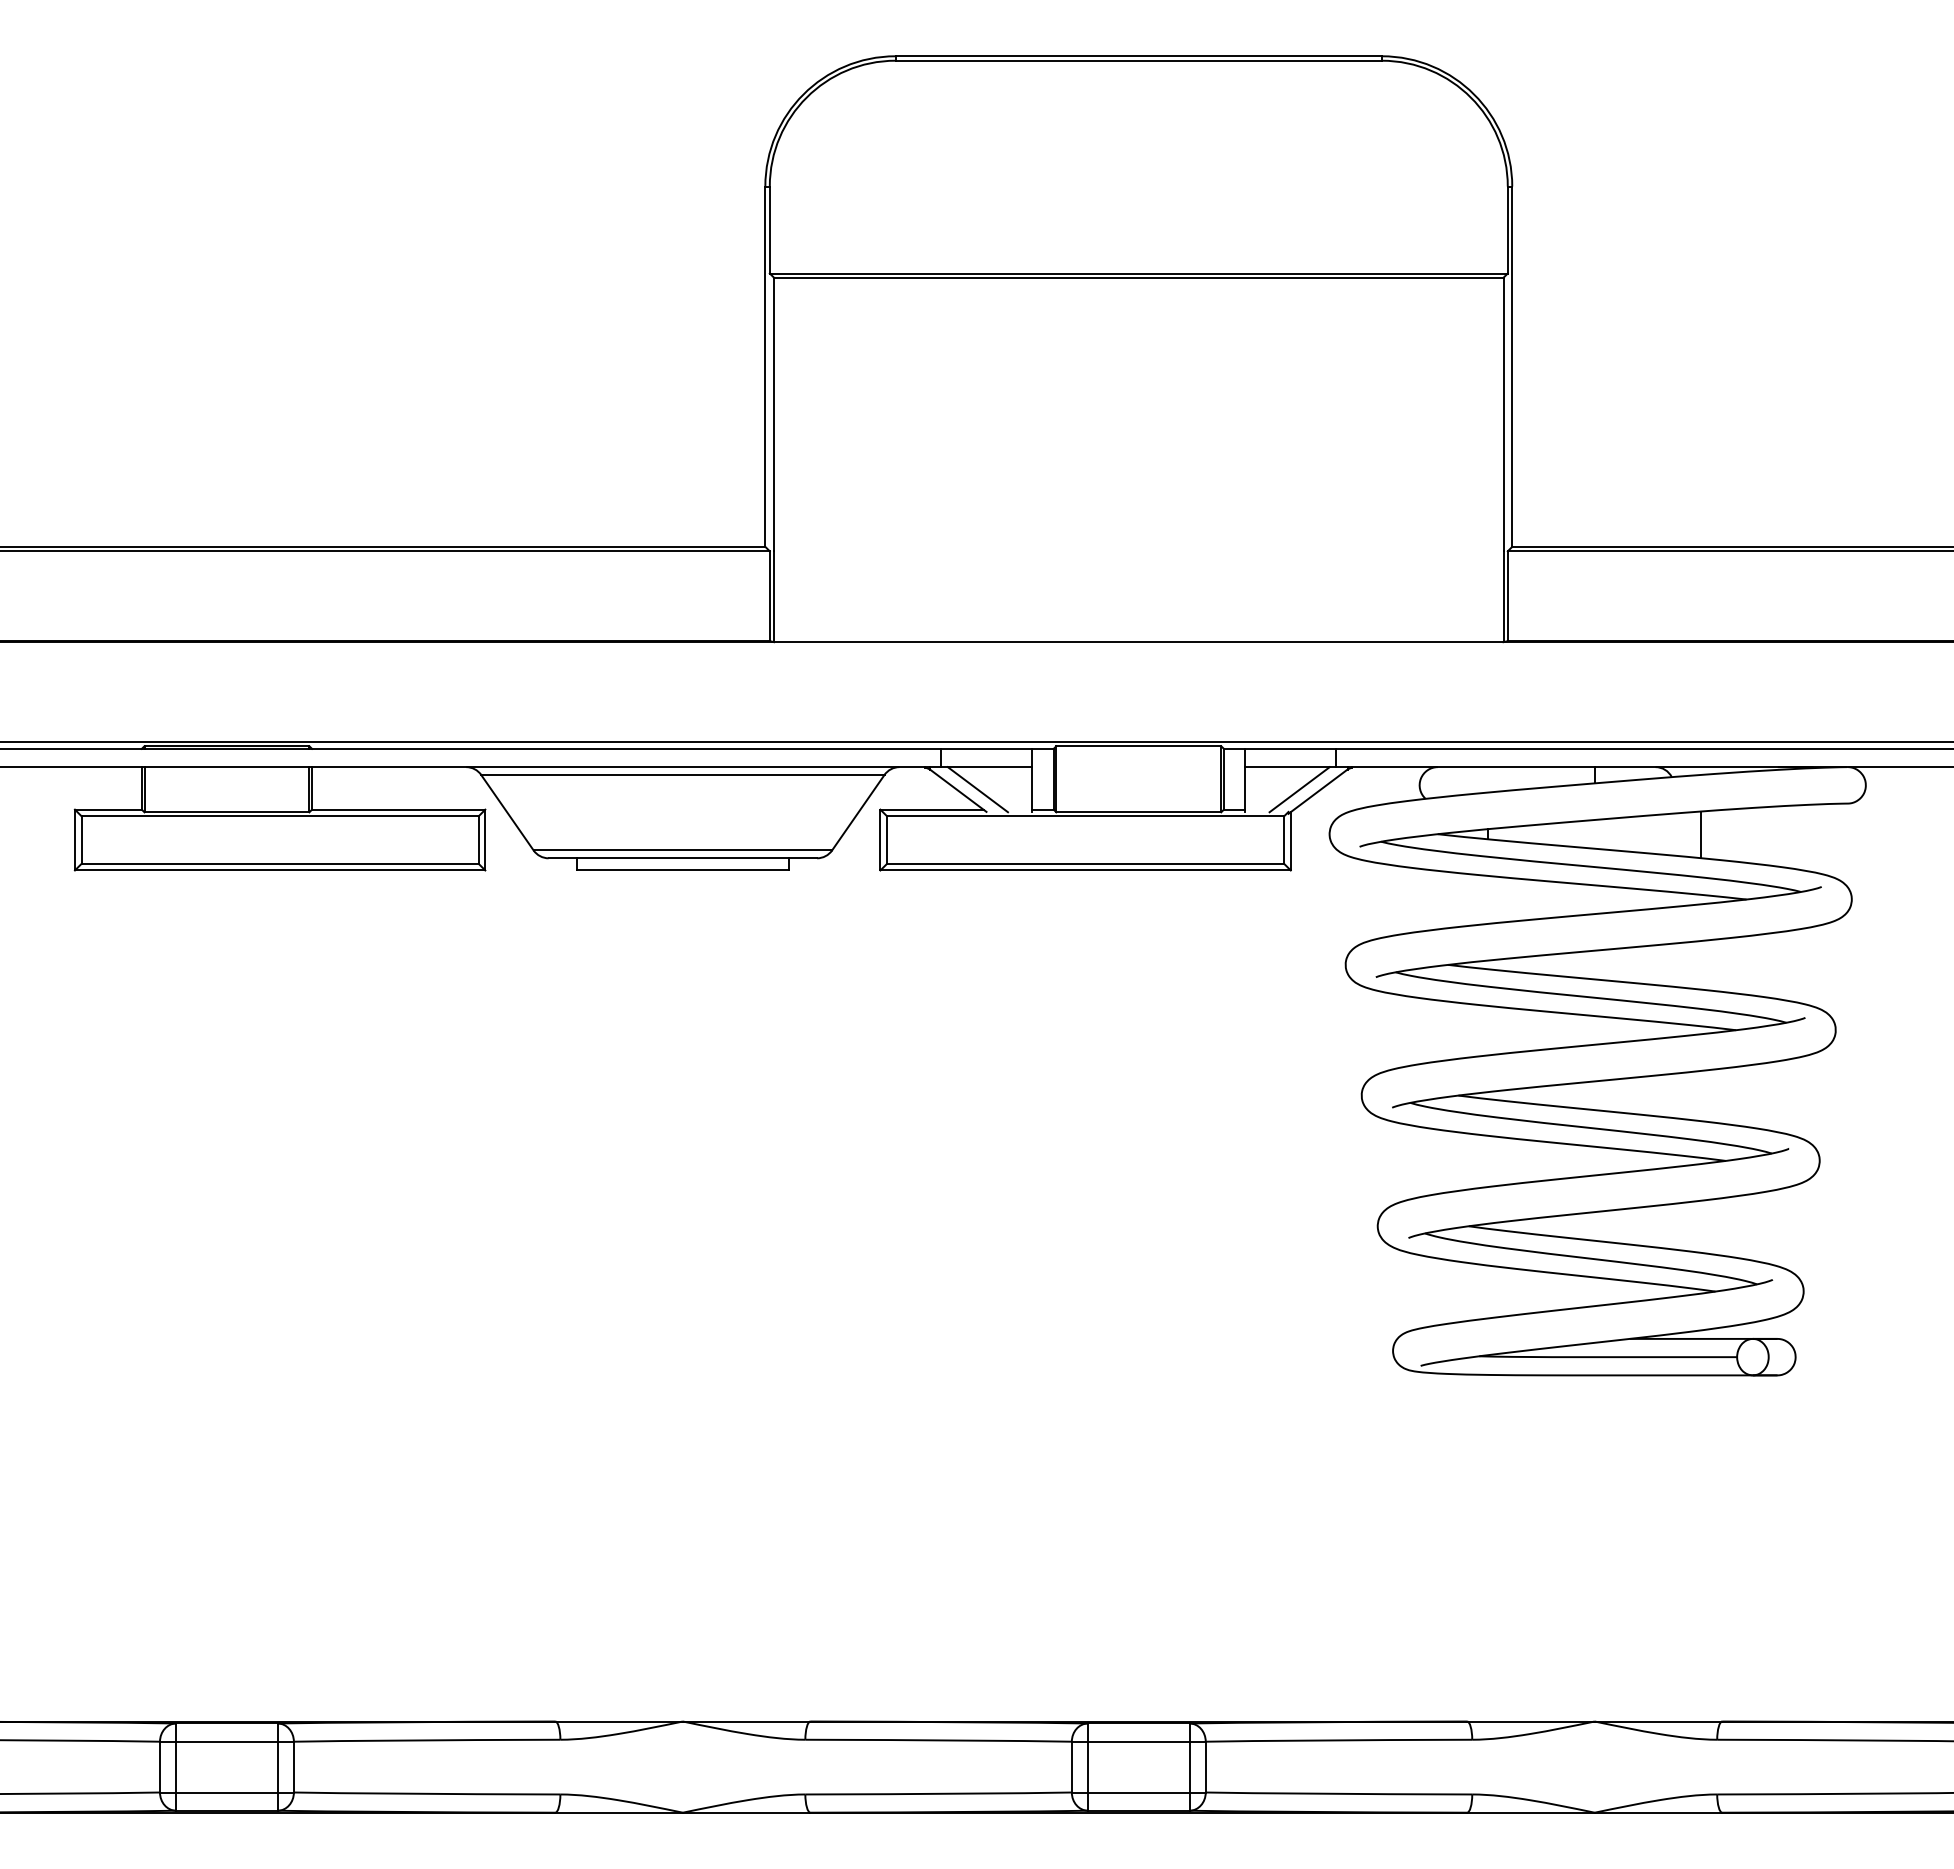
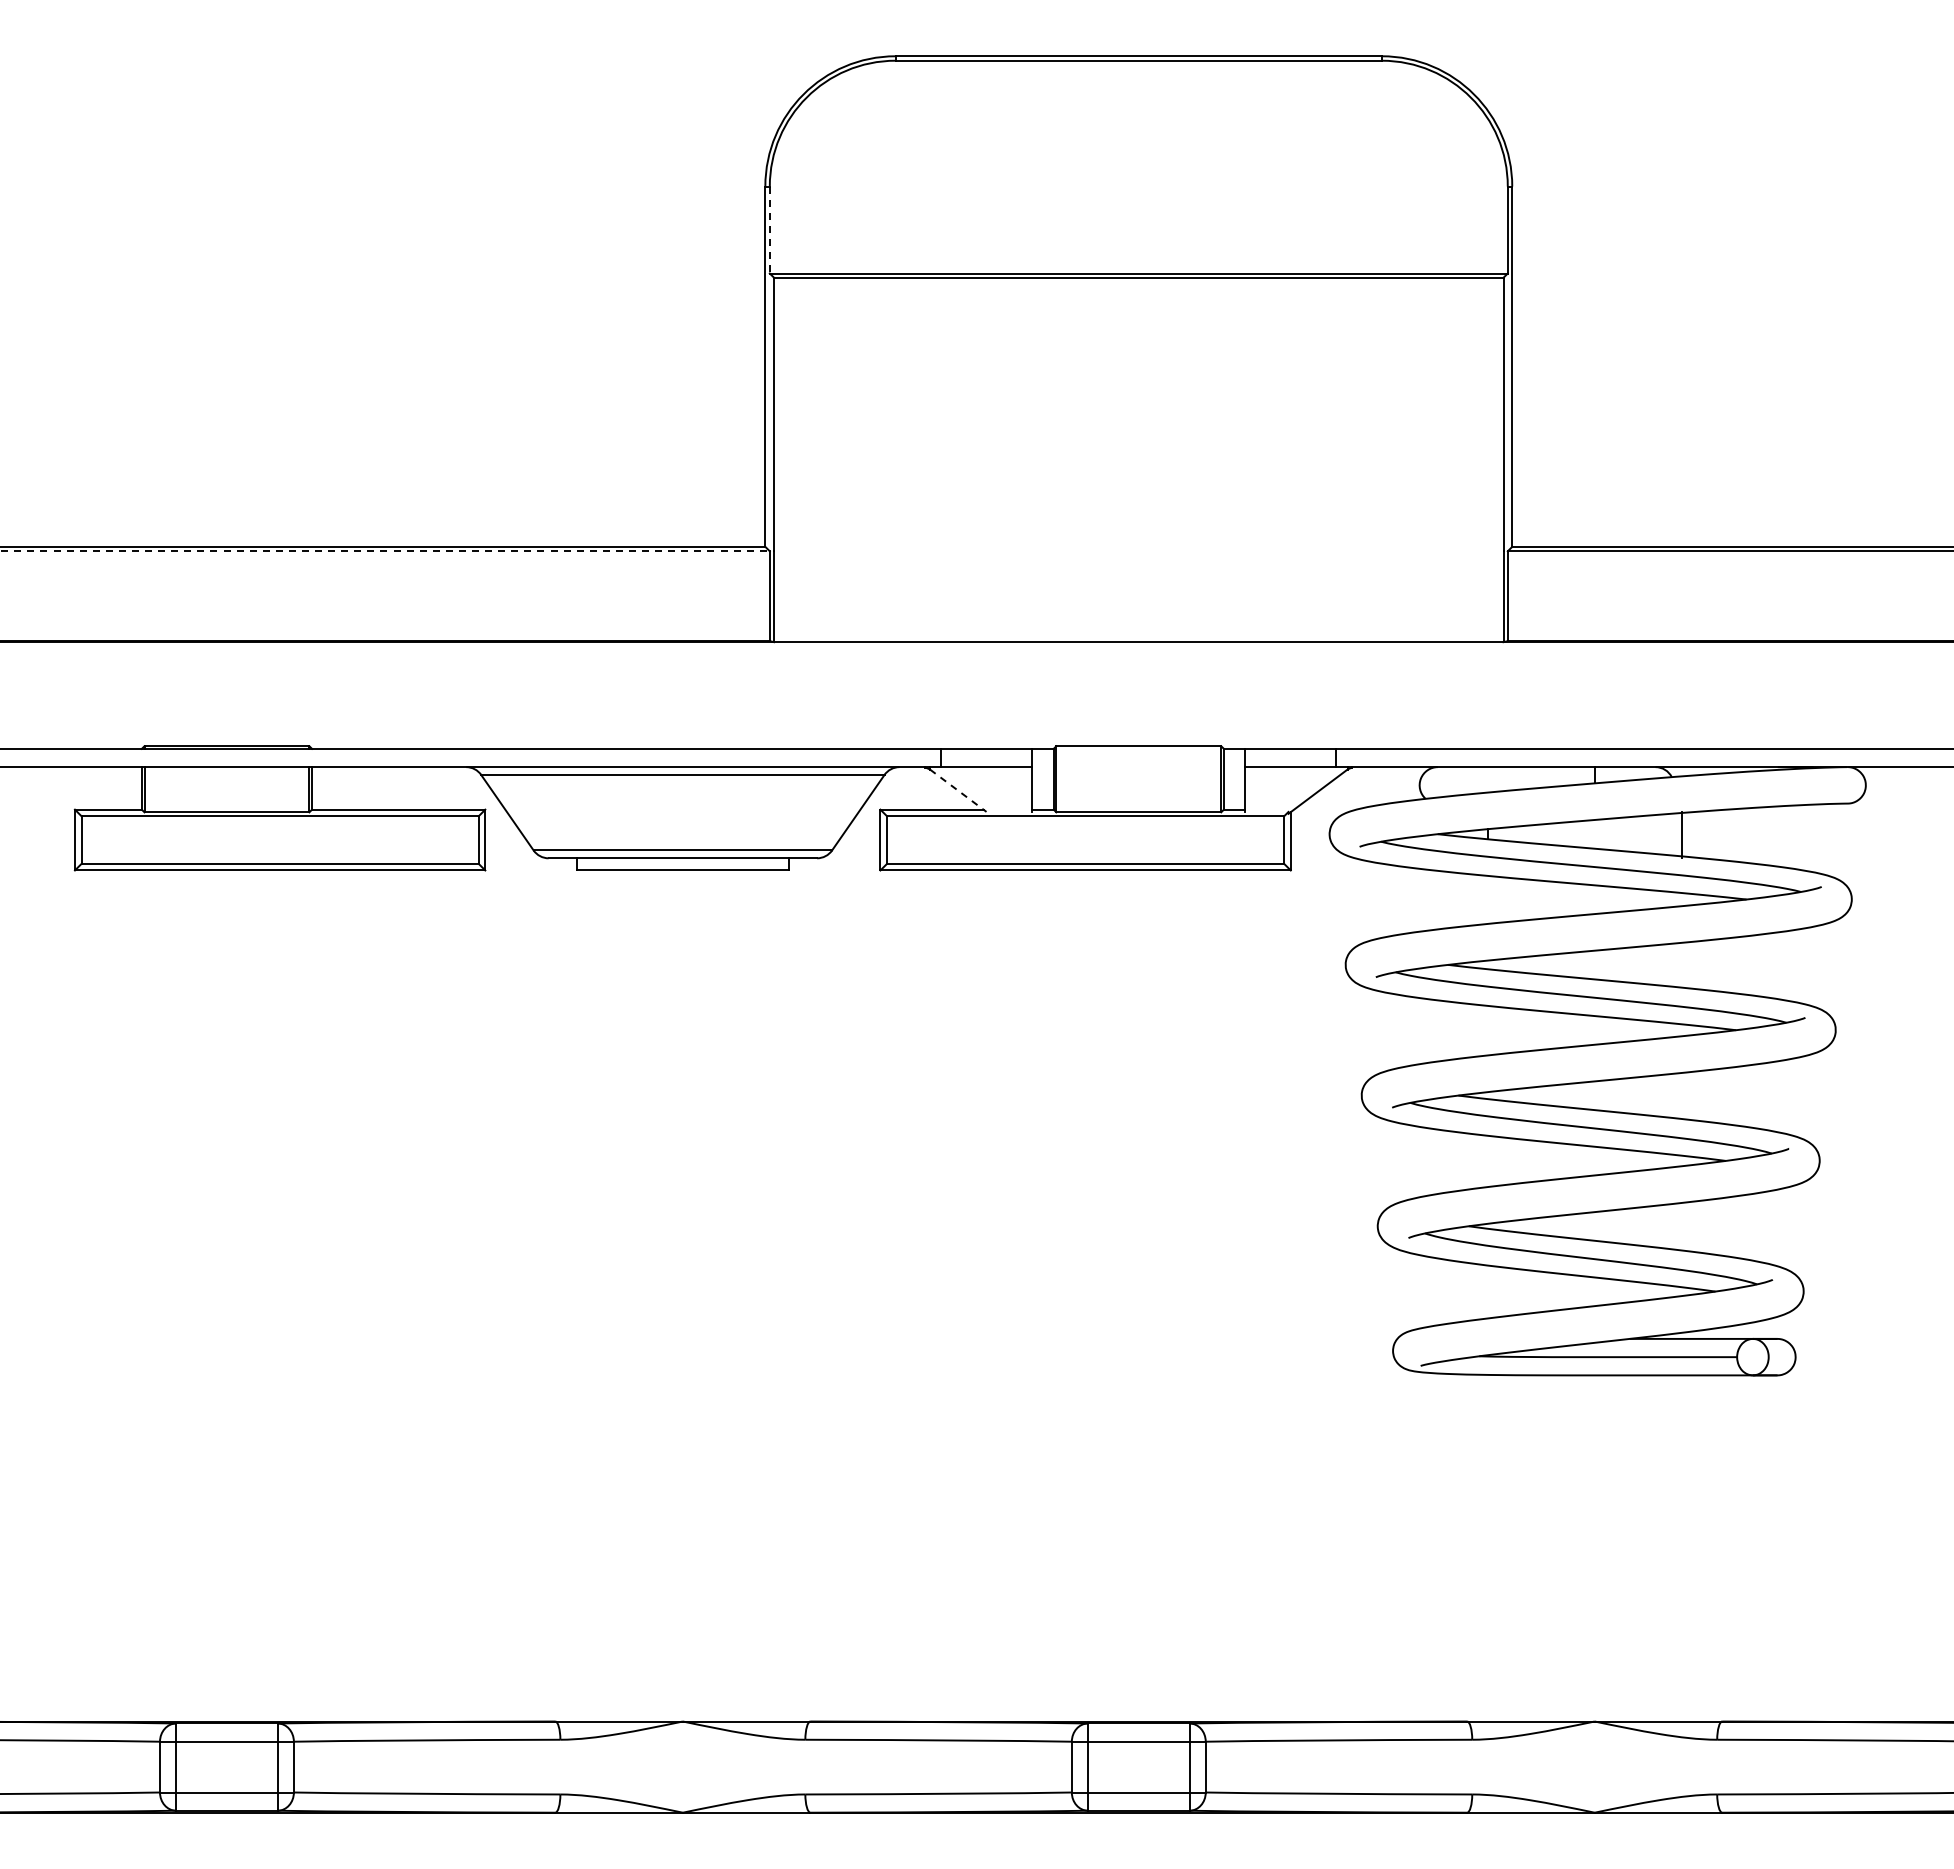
line: solid -> dashed (769, 230)
line: solid -> dashed (385, 551)
line: present -> none (976, 742)
line: present -> none (977, 789)
line: present -> none (1299, 789)
line: solid -> dashed (958, 791)
line position: (1701, 834) -> (1682, 834) (1682, 834)
